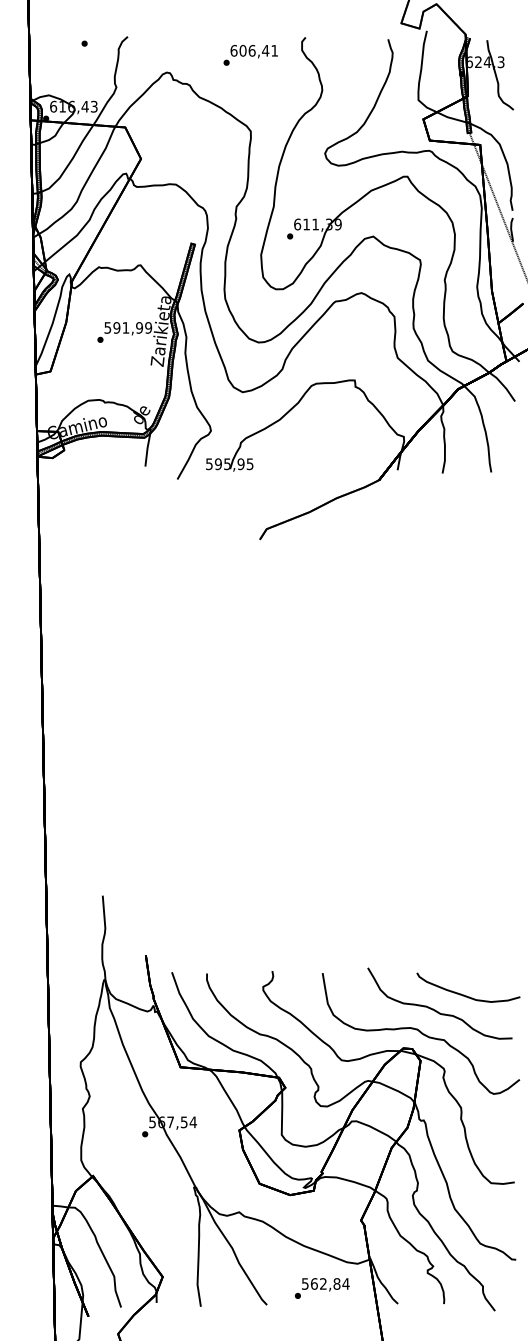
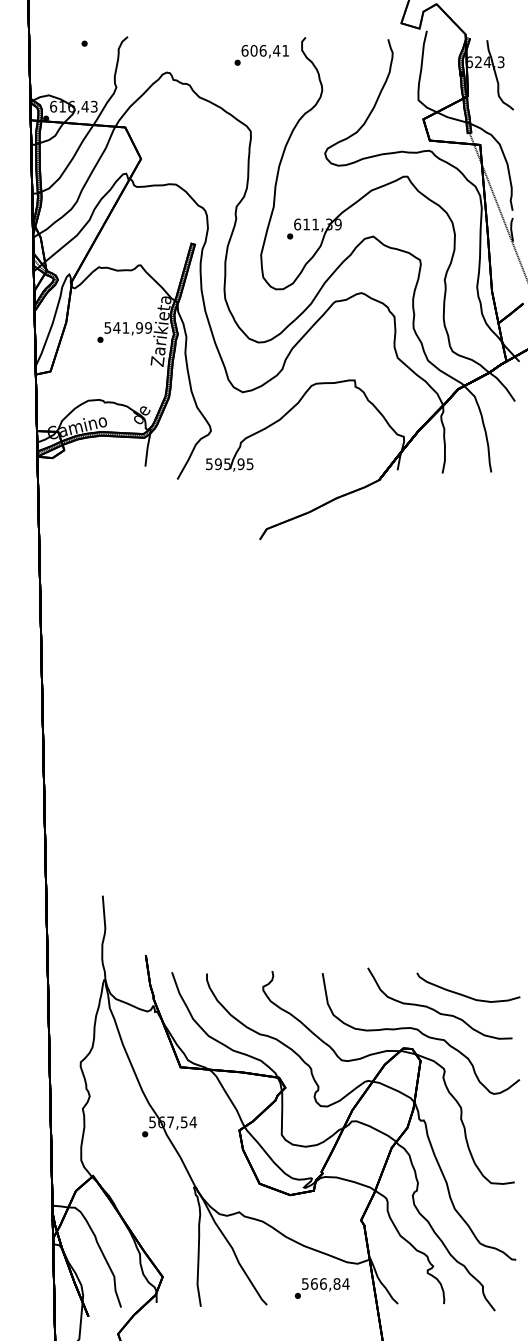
text position: (250, 55) -> (261, 55) (261, 55)
text: 591,99 -> 541,99 (116, 327)
text: 562,84 -> 566,84 (323, 1283)
